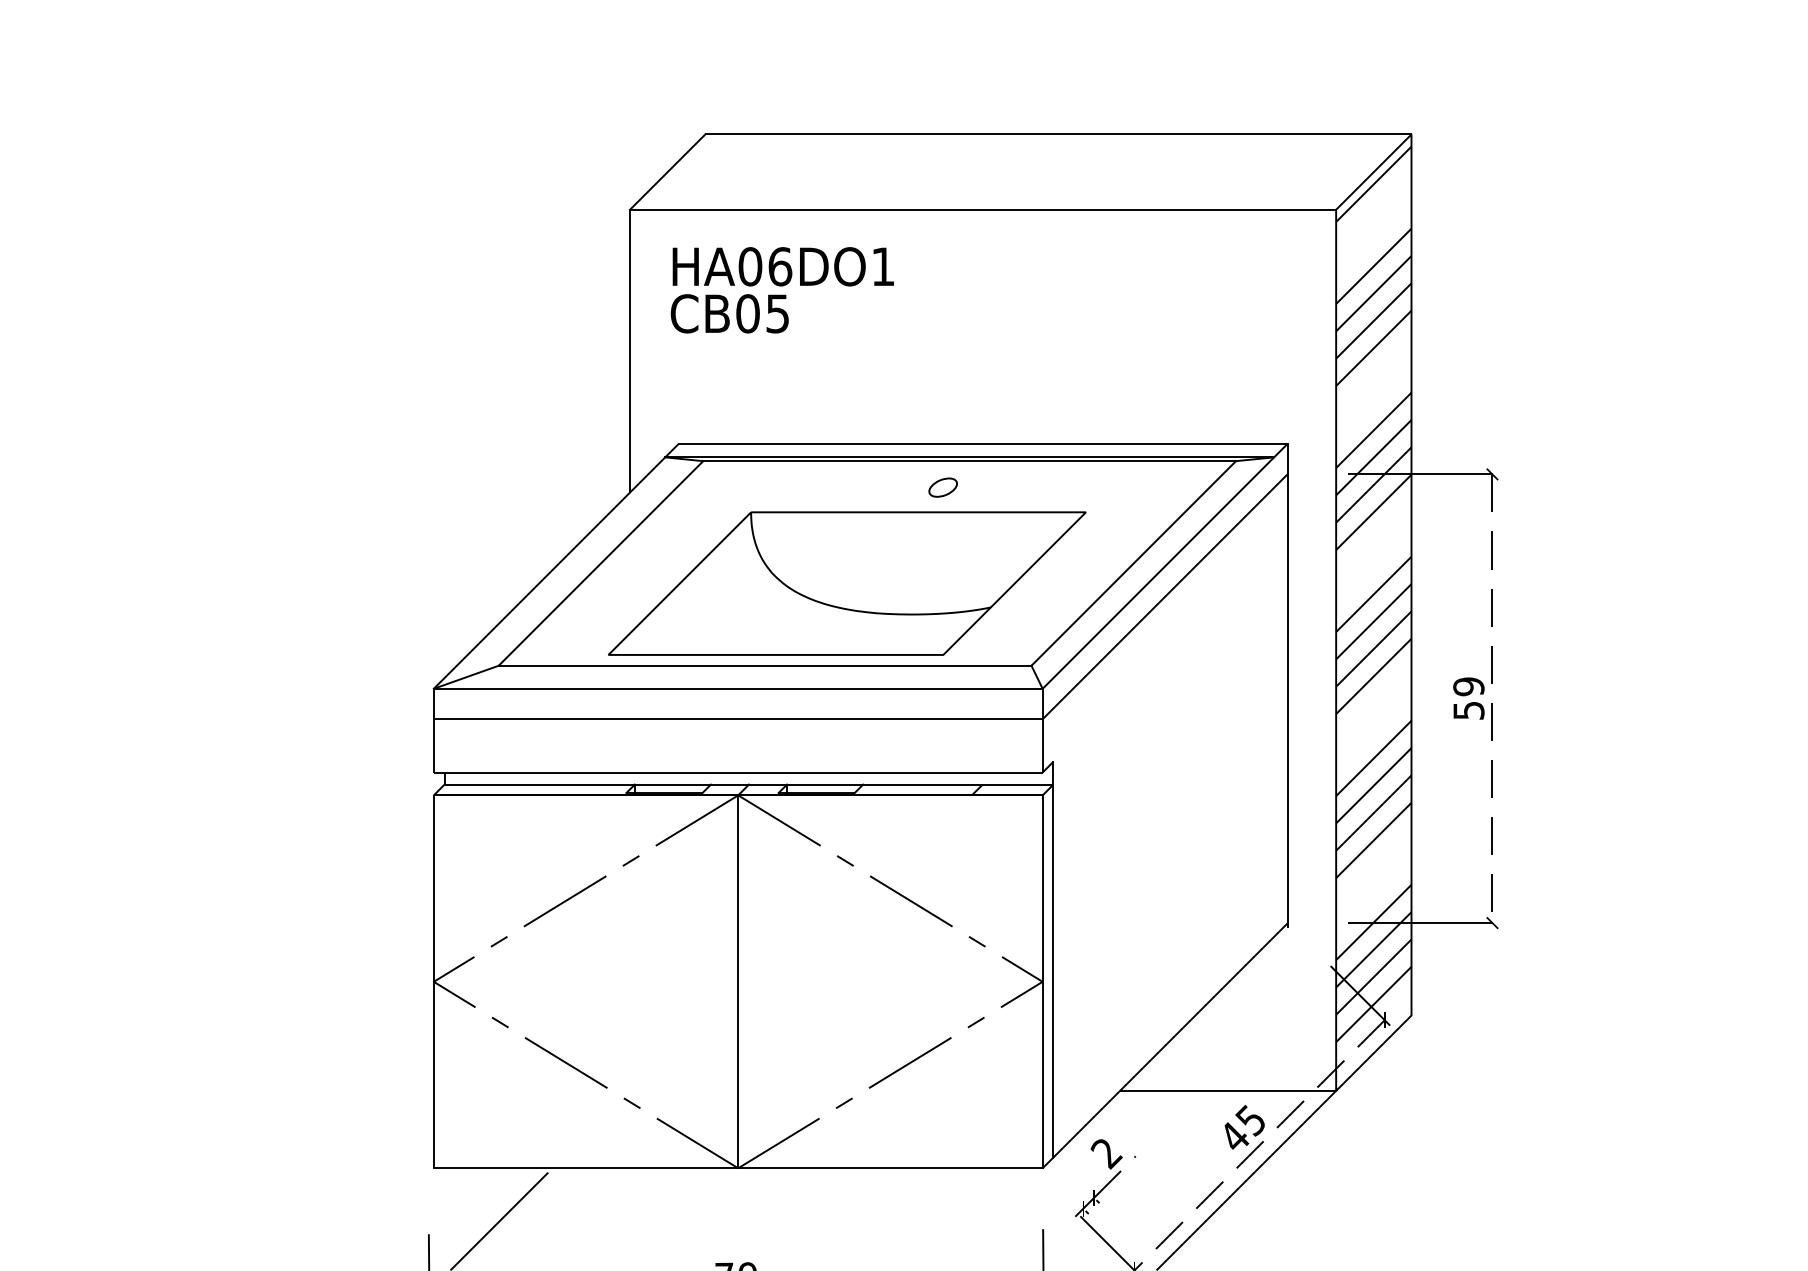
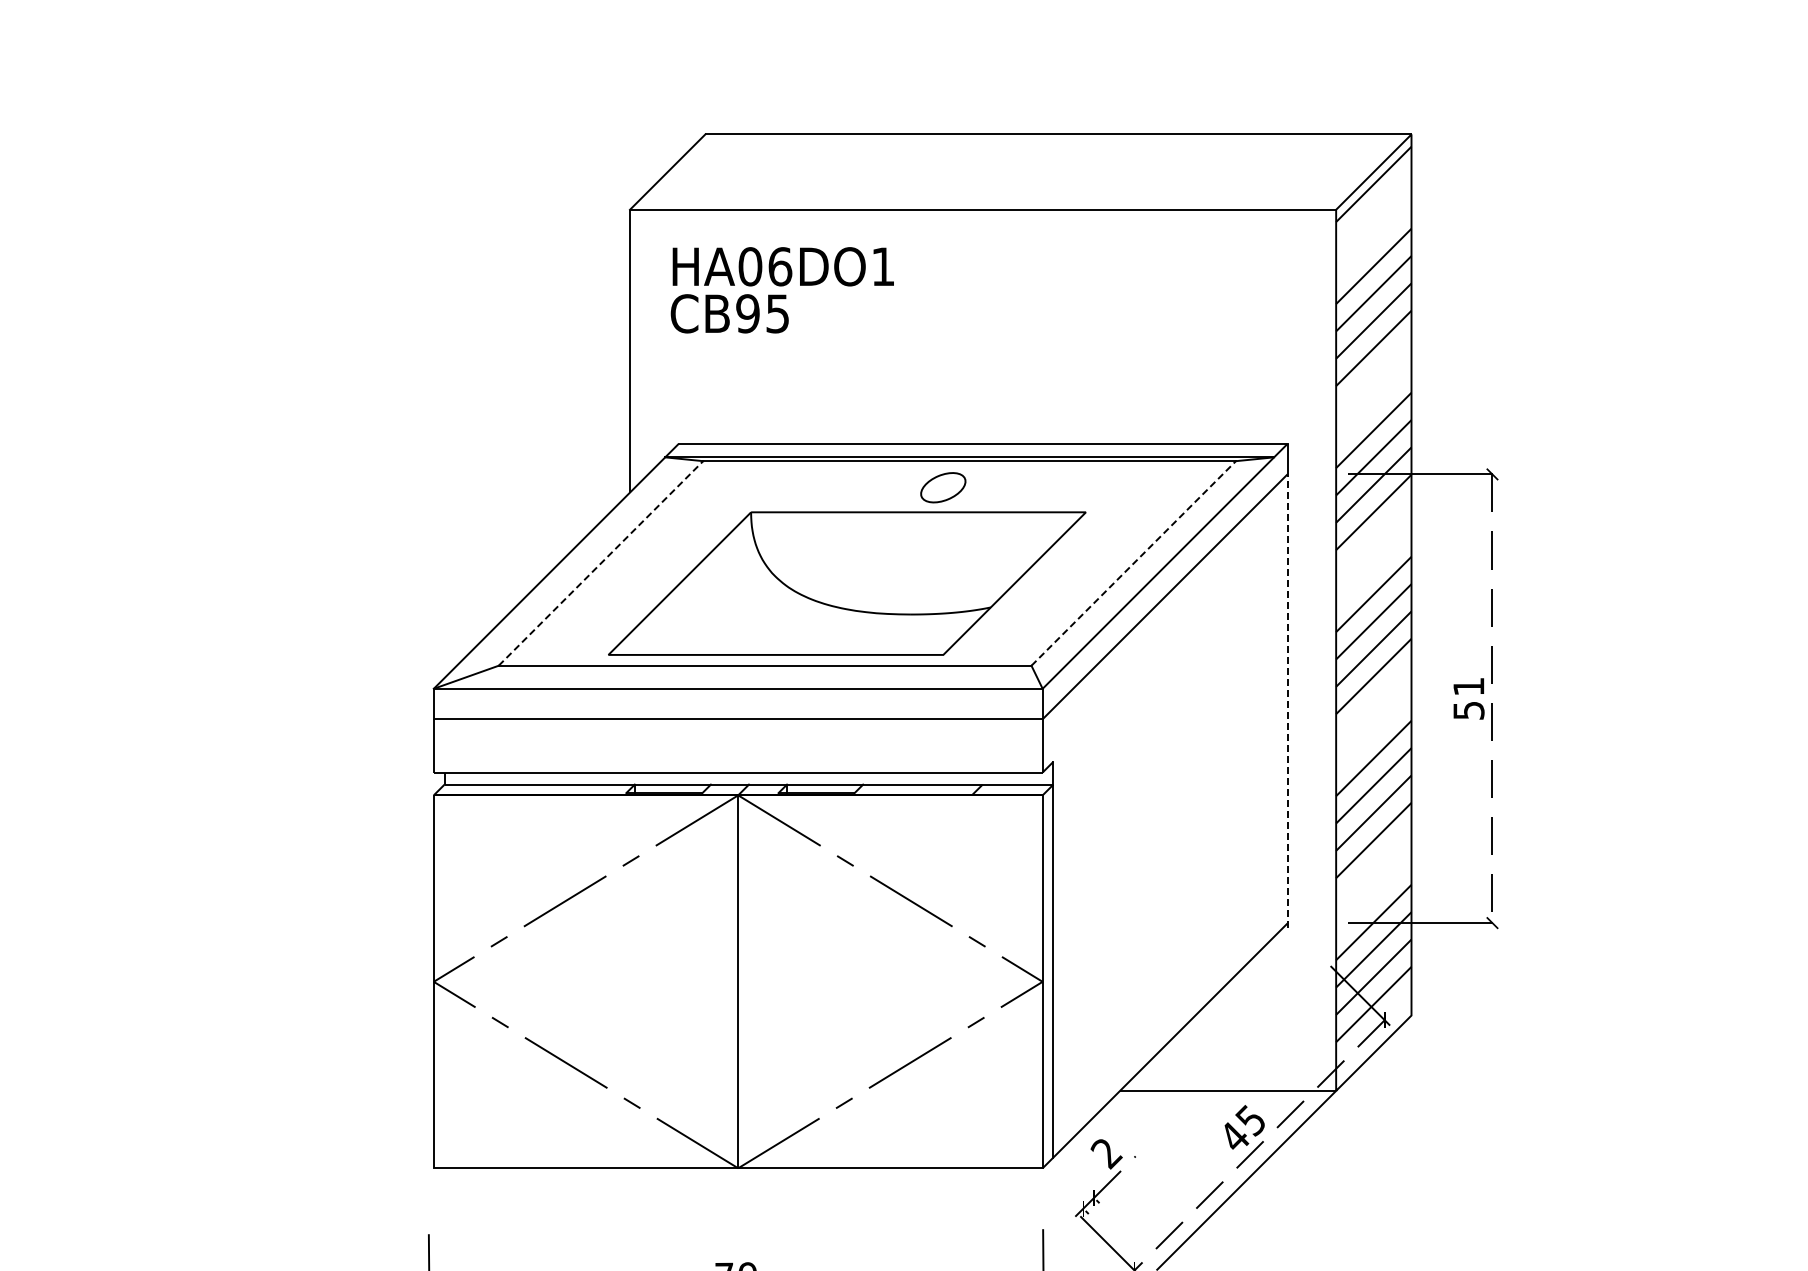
text: CB05 -> CB95 (747, 313)
part size: 30x21 px -> 47x32 px (943, 487)
line: solid -> dashed (600, 563)
line: solid -> dashed (1133, 563)
text: 59 -> 51 (1468, 686)
line: solid -> dashed (1287, 701)
line: present -> none (500, 1220)
